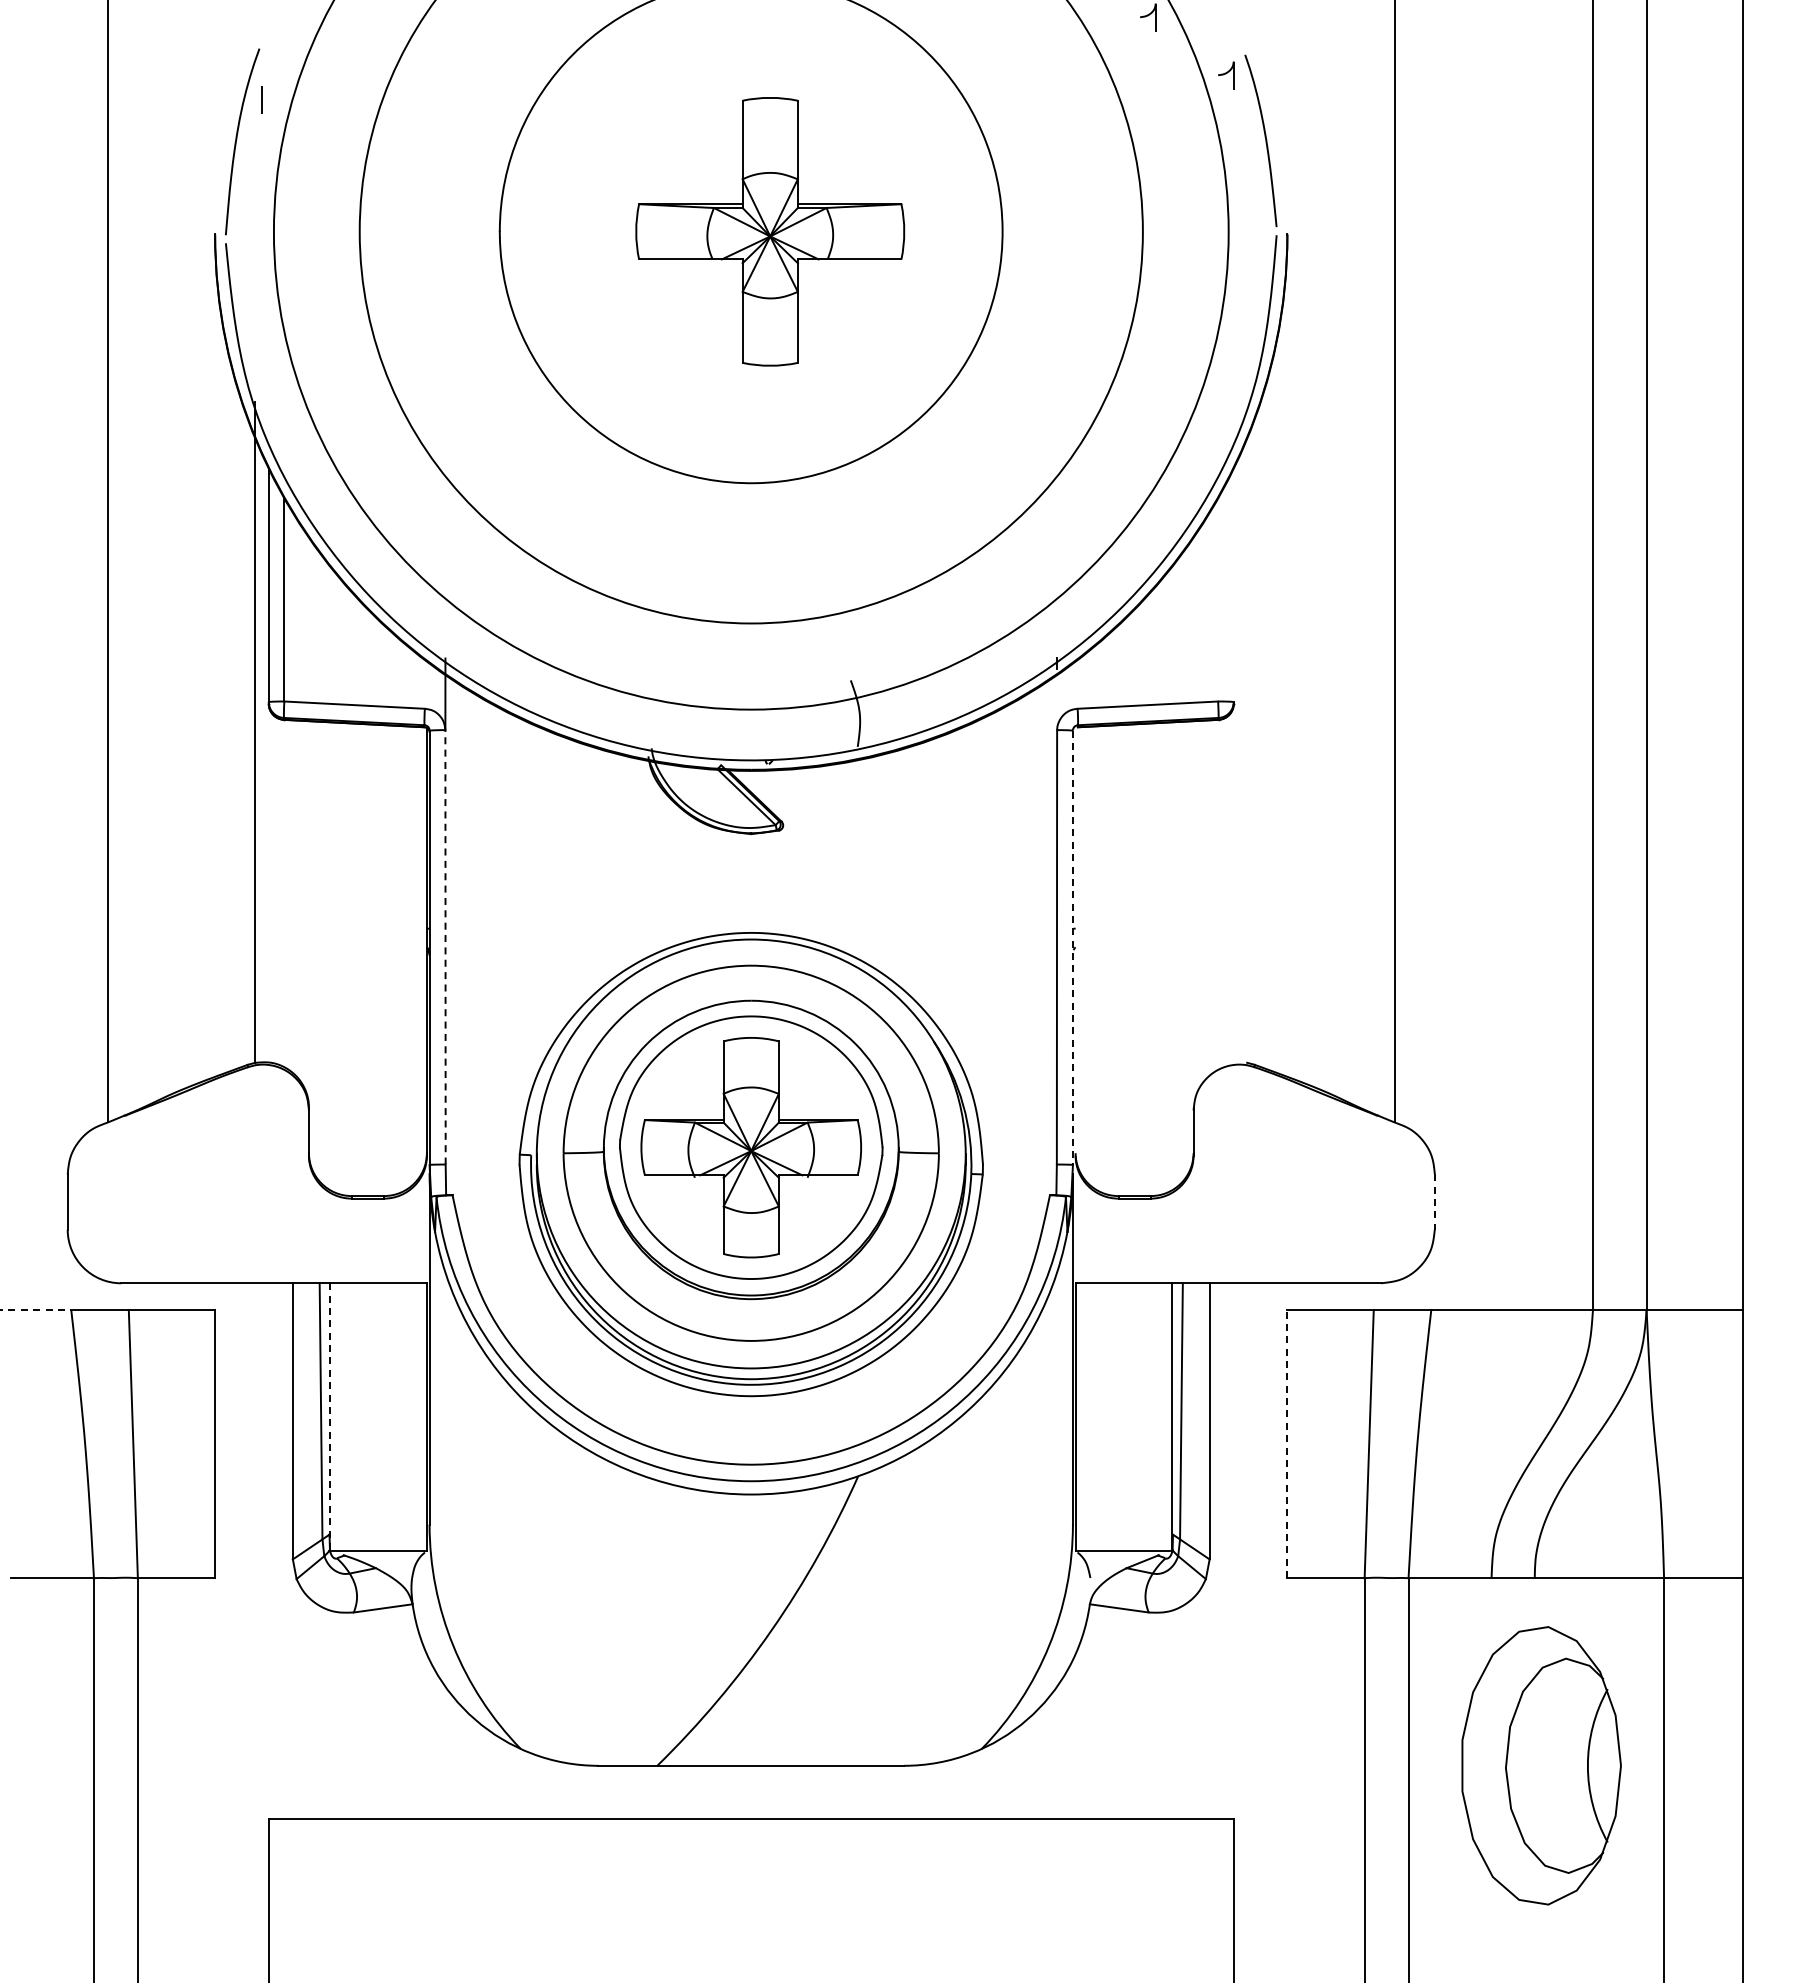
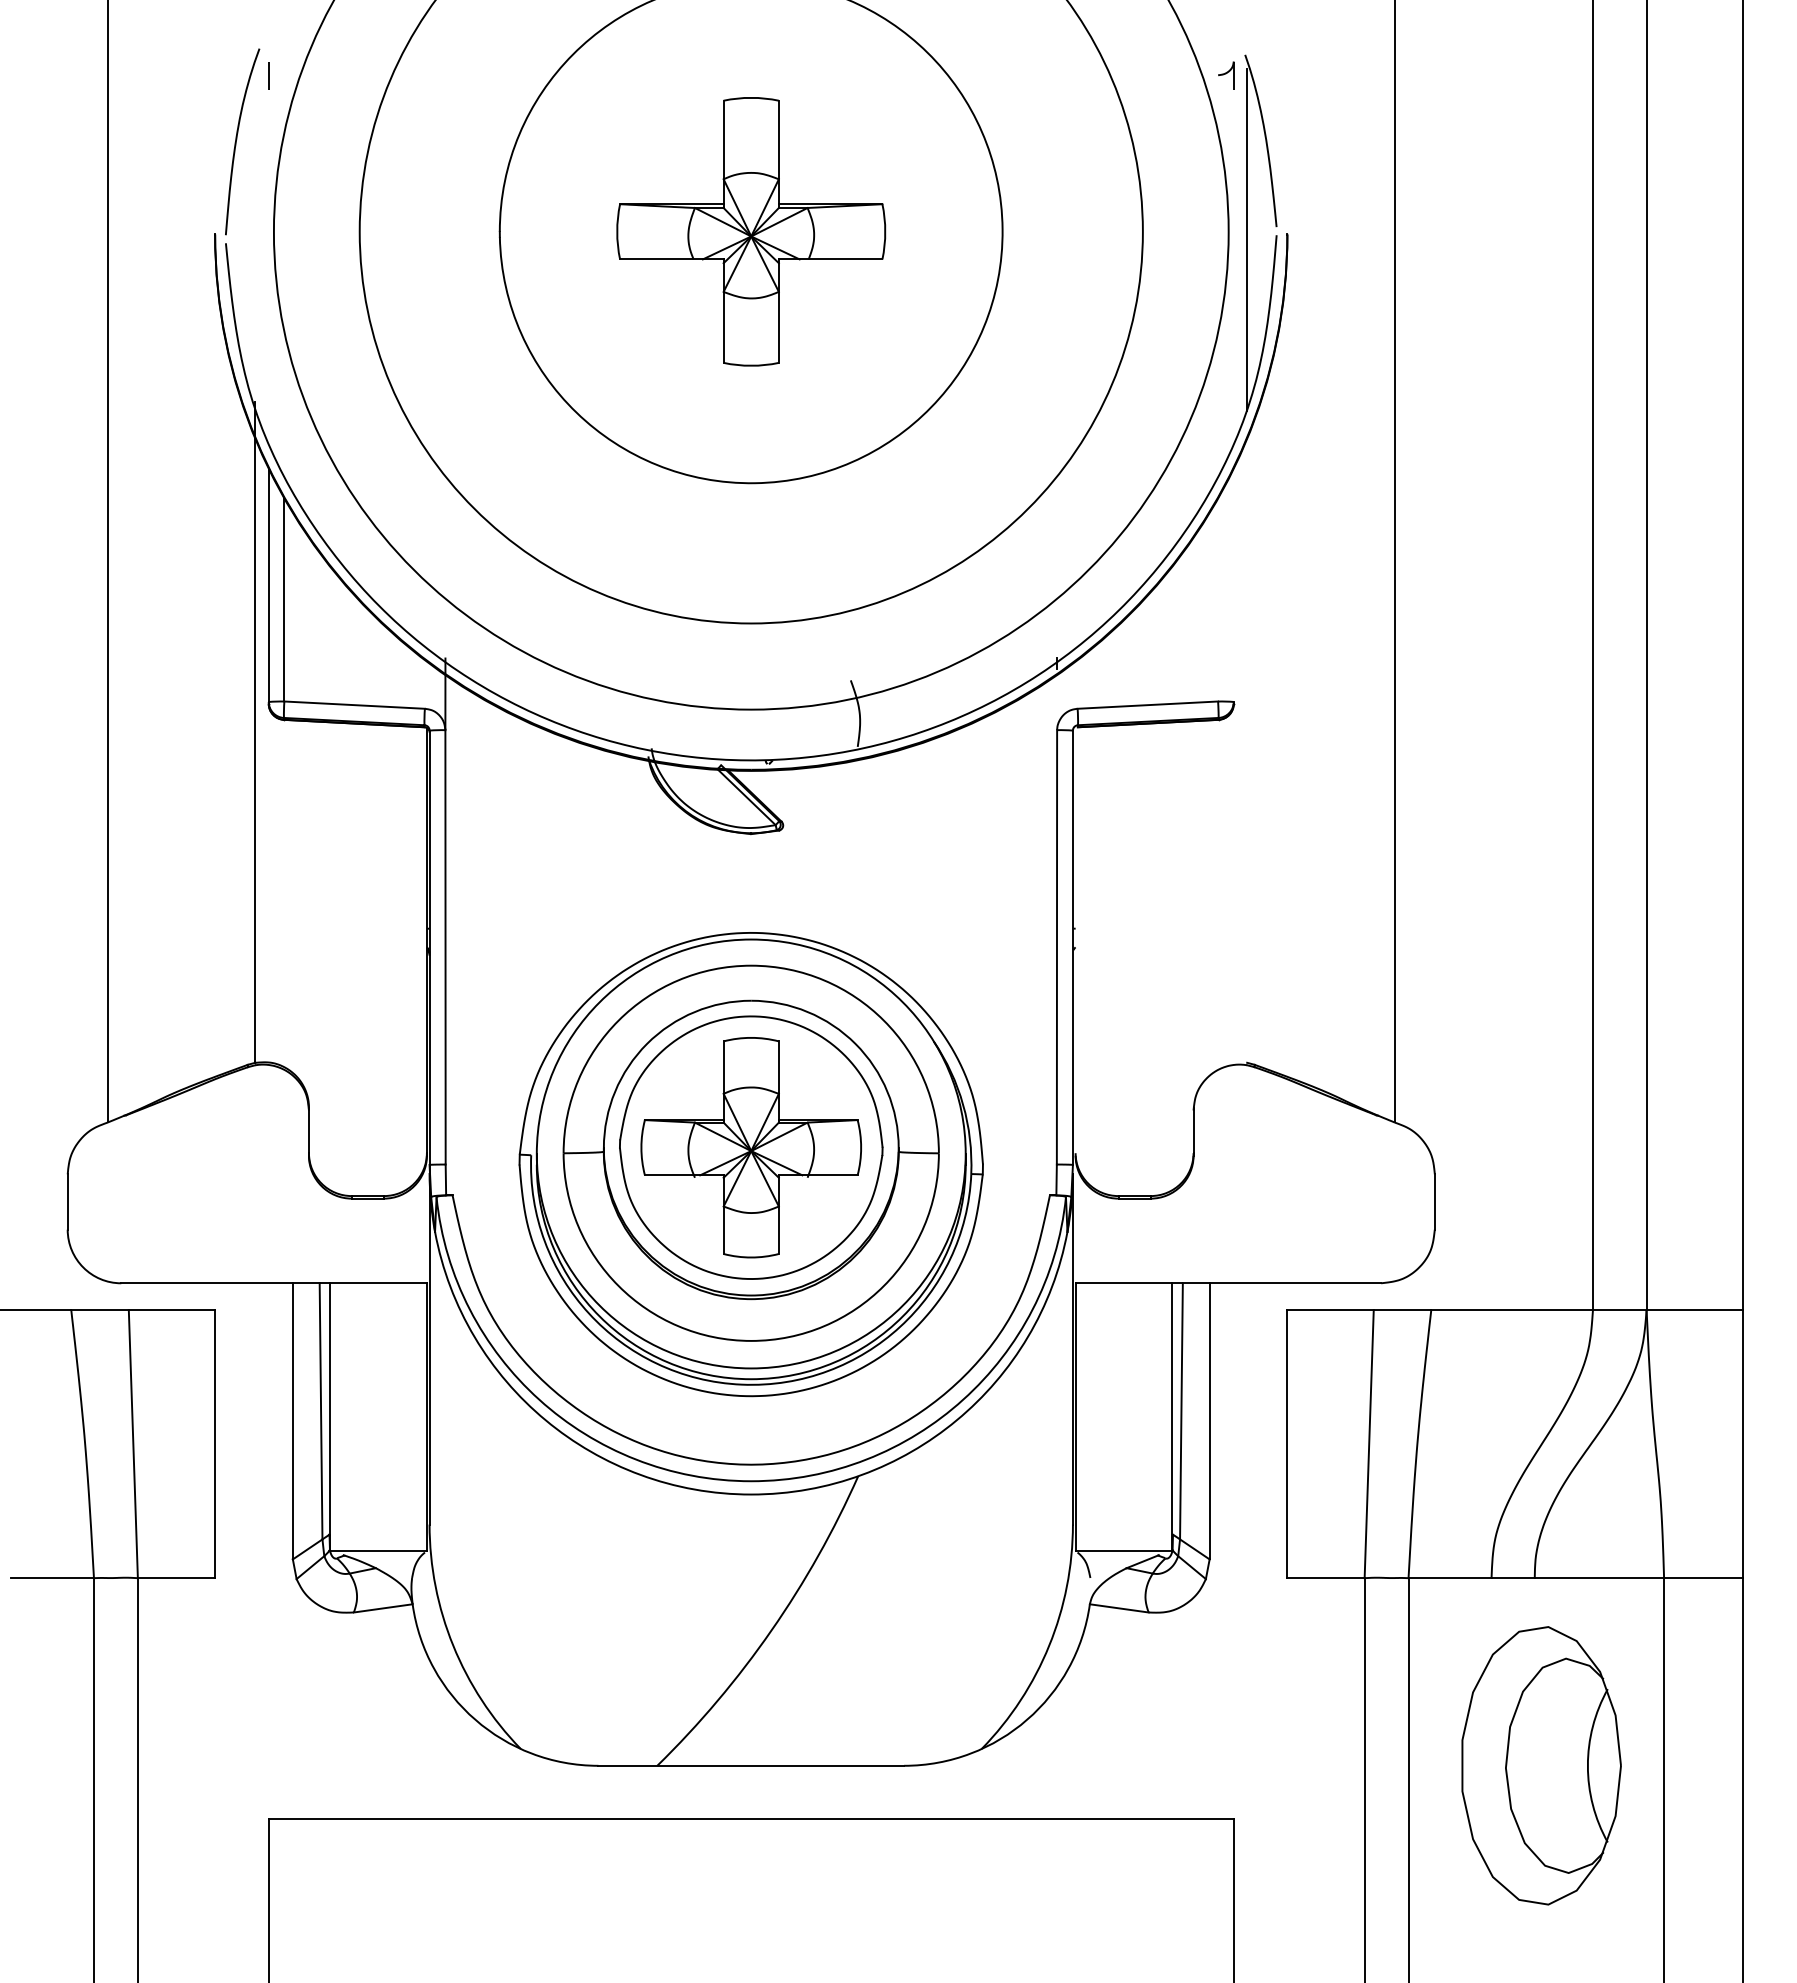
part: present -> none (1148, 17)
line position: (261, 99) -> (268, 75) (268, 75)
part position: (770, 231) -> (751, 231) (751, 231)
line: none -> present (1247, 239)
line: dashed -> solid (445, 946)
line: dashed -> solid (1072, 948)
line: dashed -> solid (1434, 1202)
line: dashed -> solid (36, 1310)
line: dashed -> solid (330, 1417)
line: dashed -> solid (1287, 1443)
